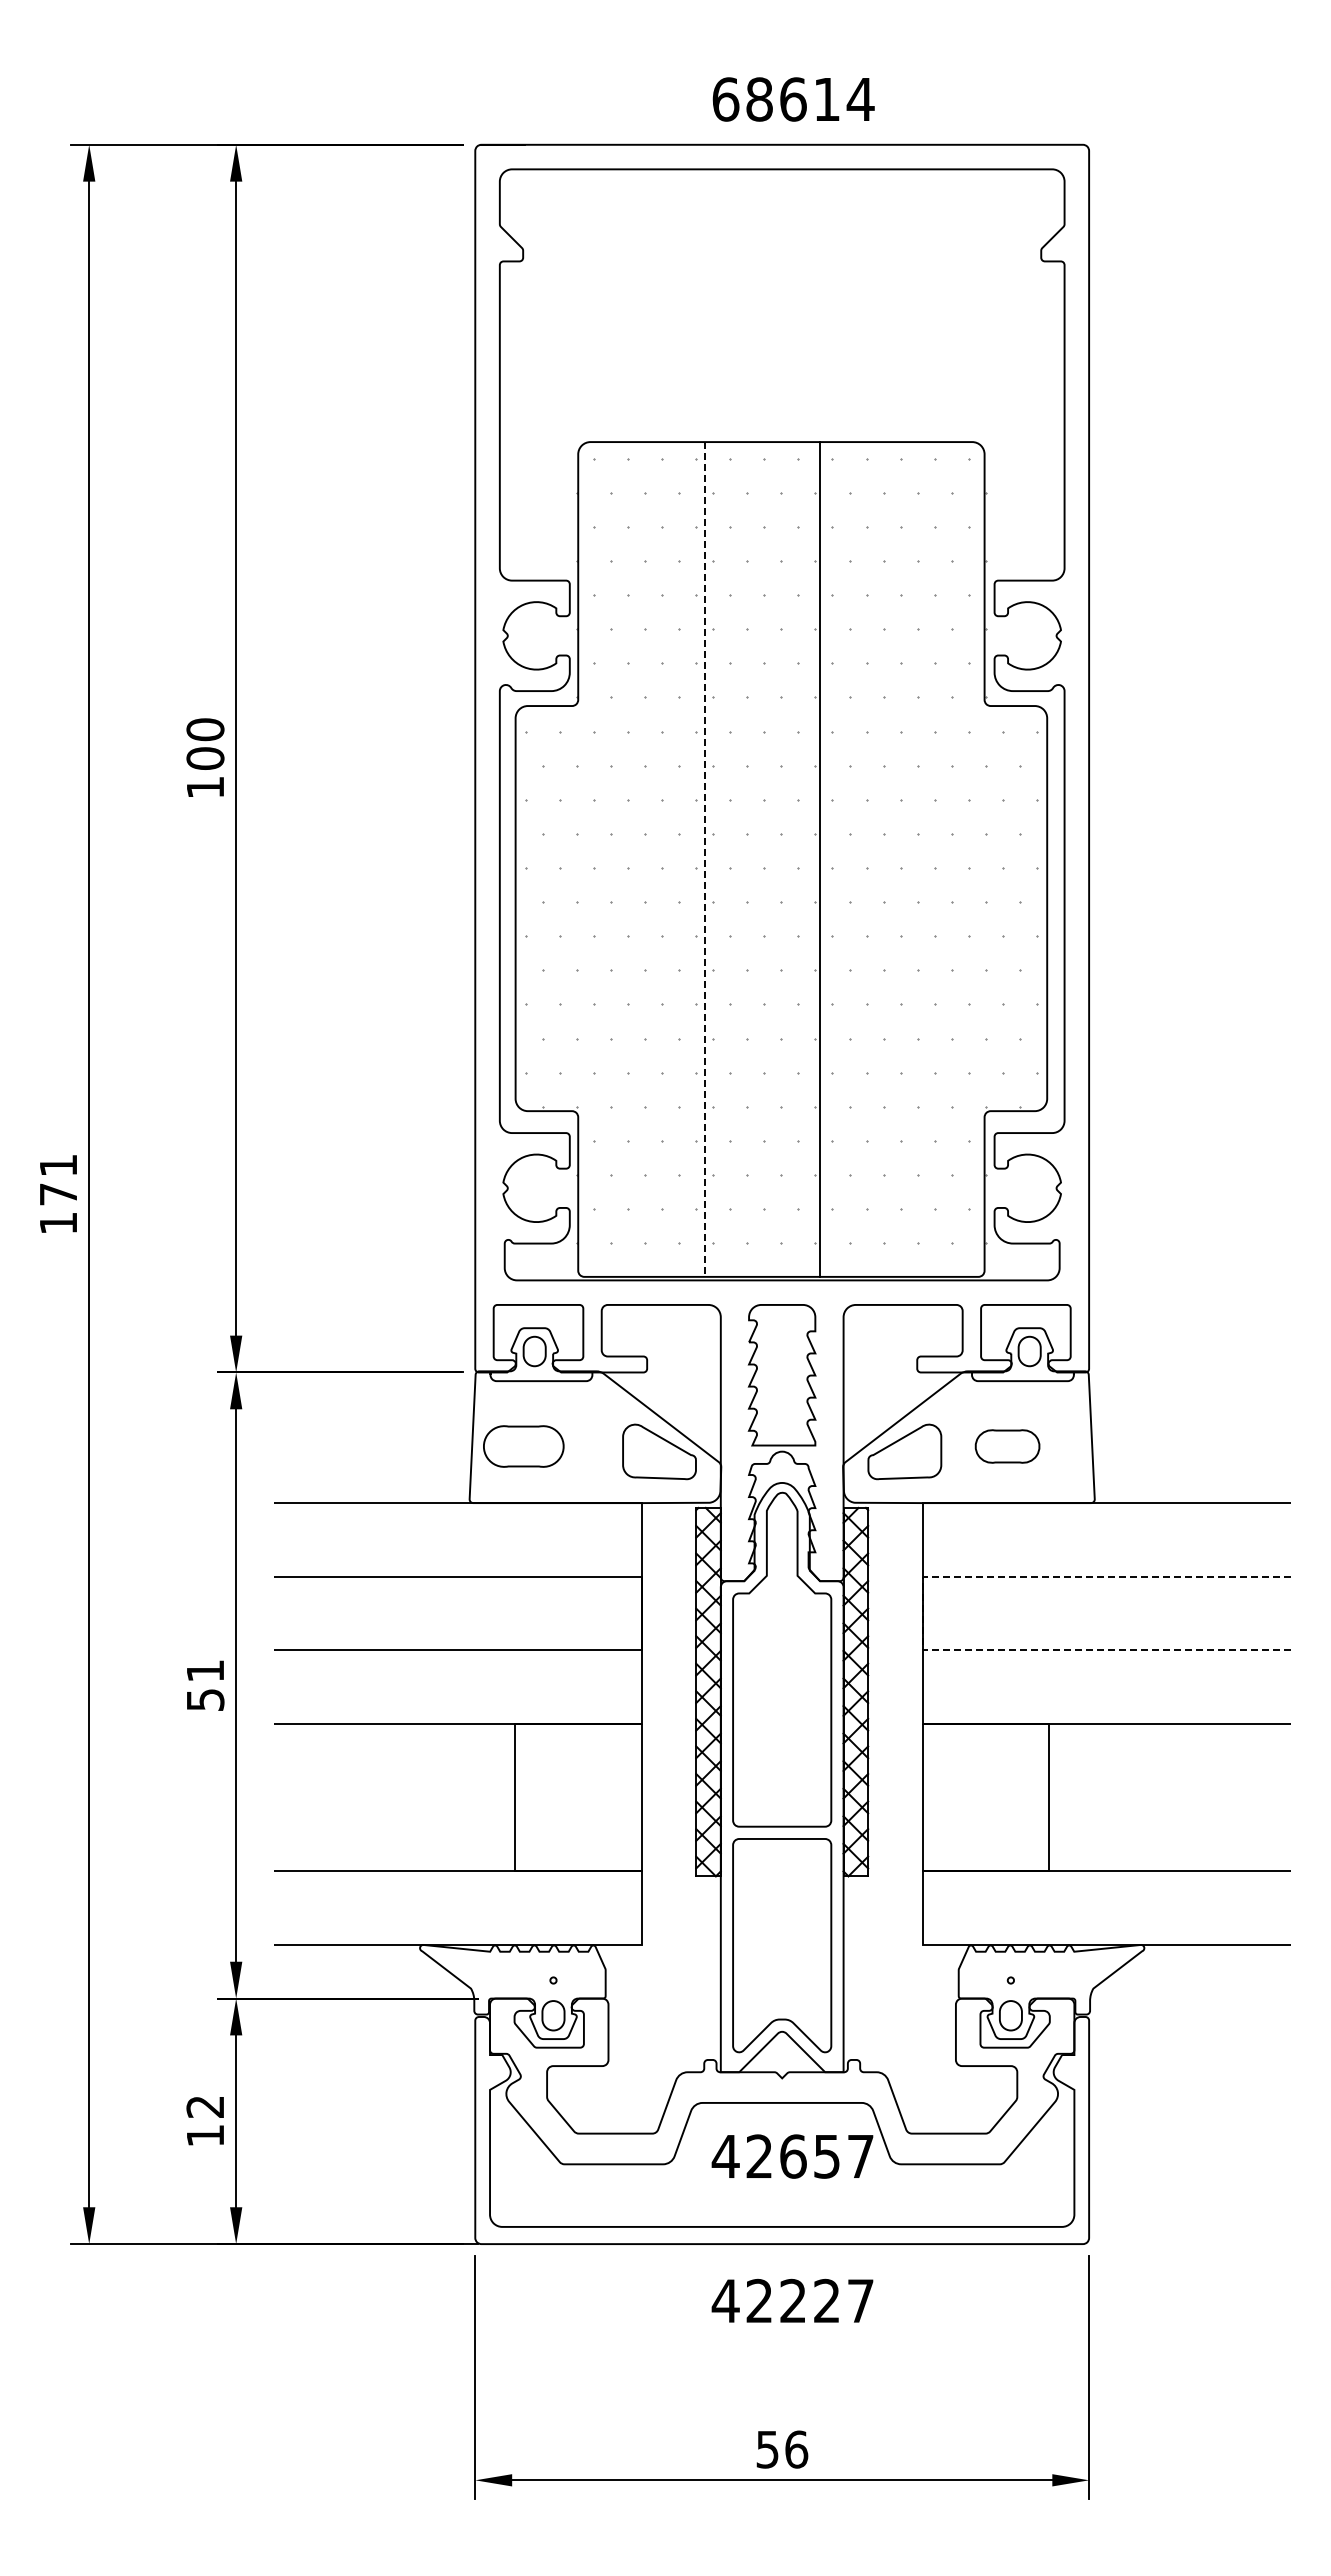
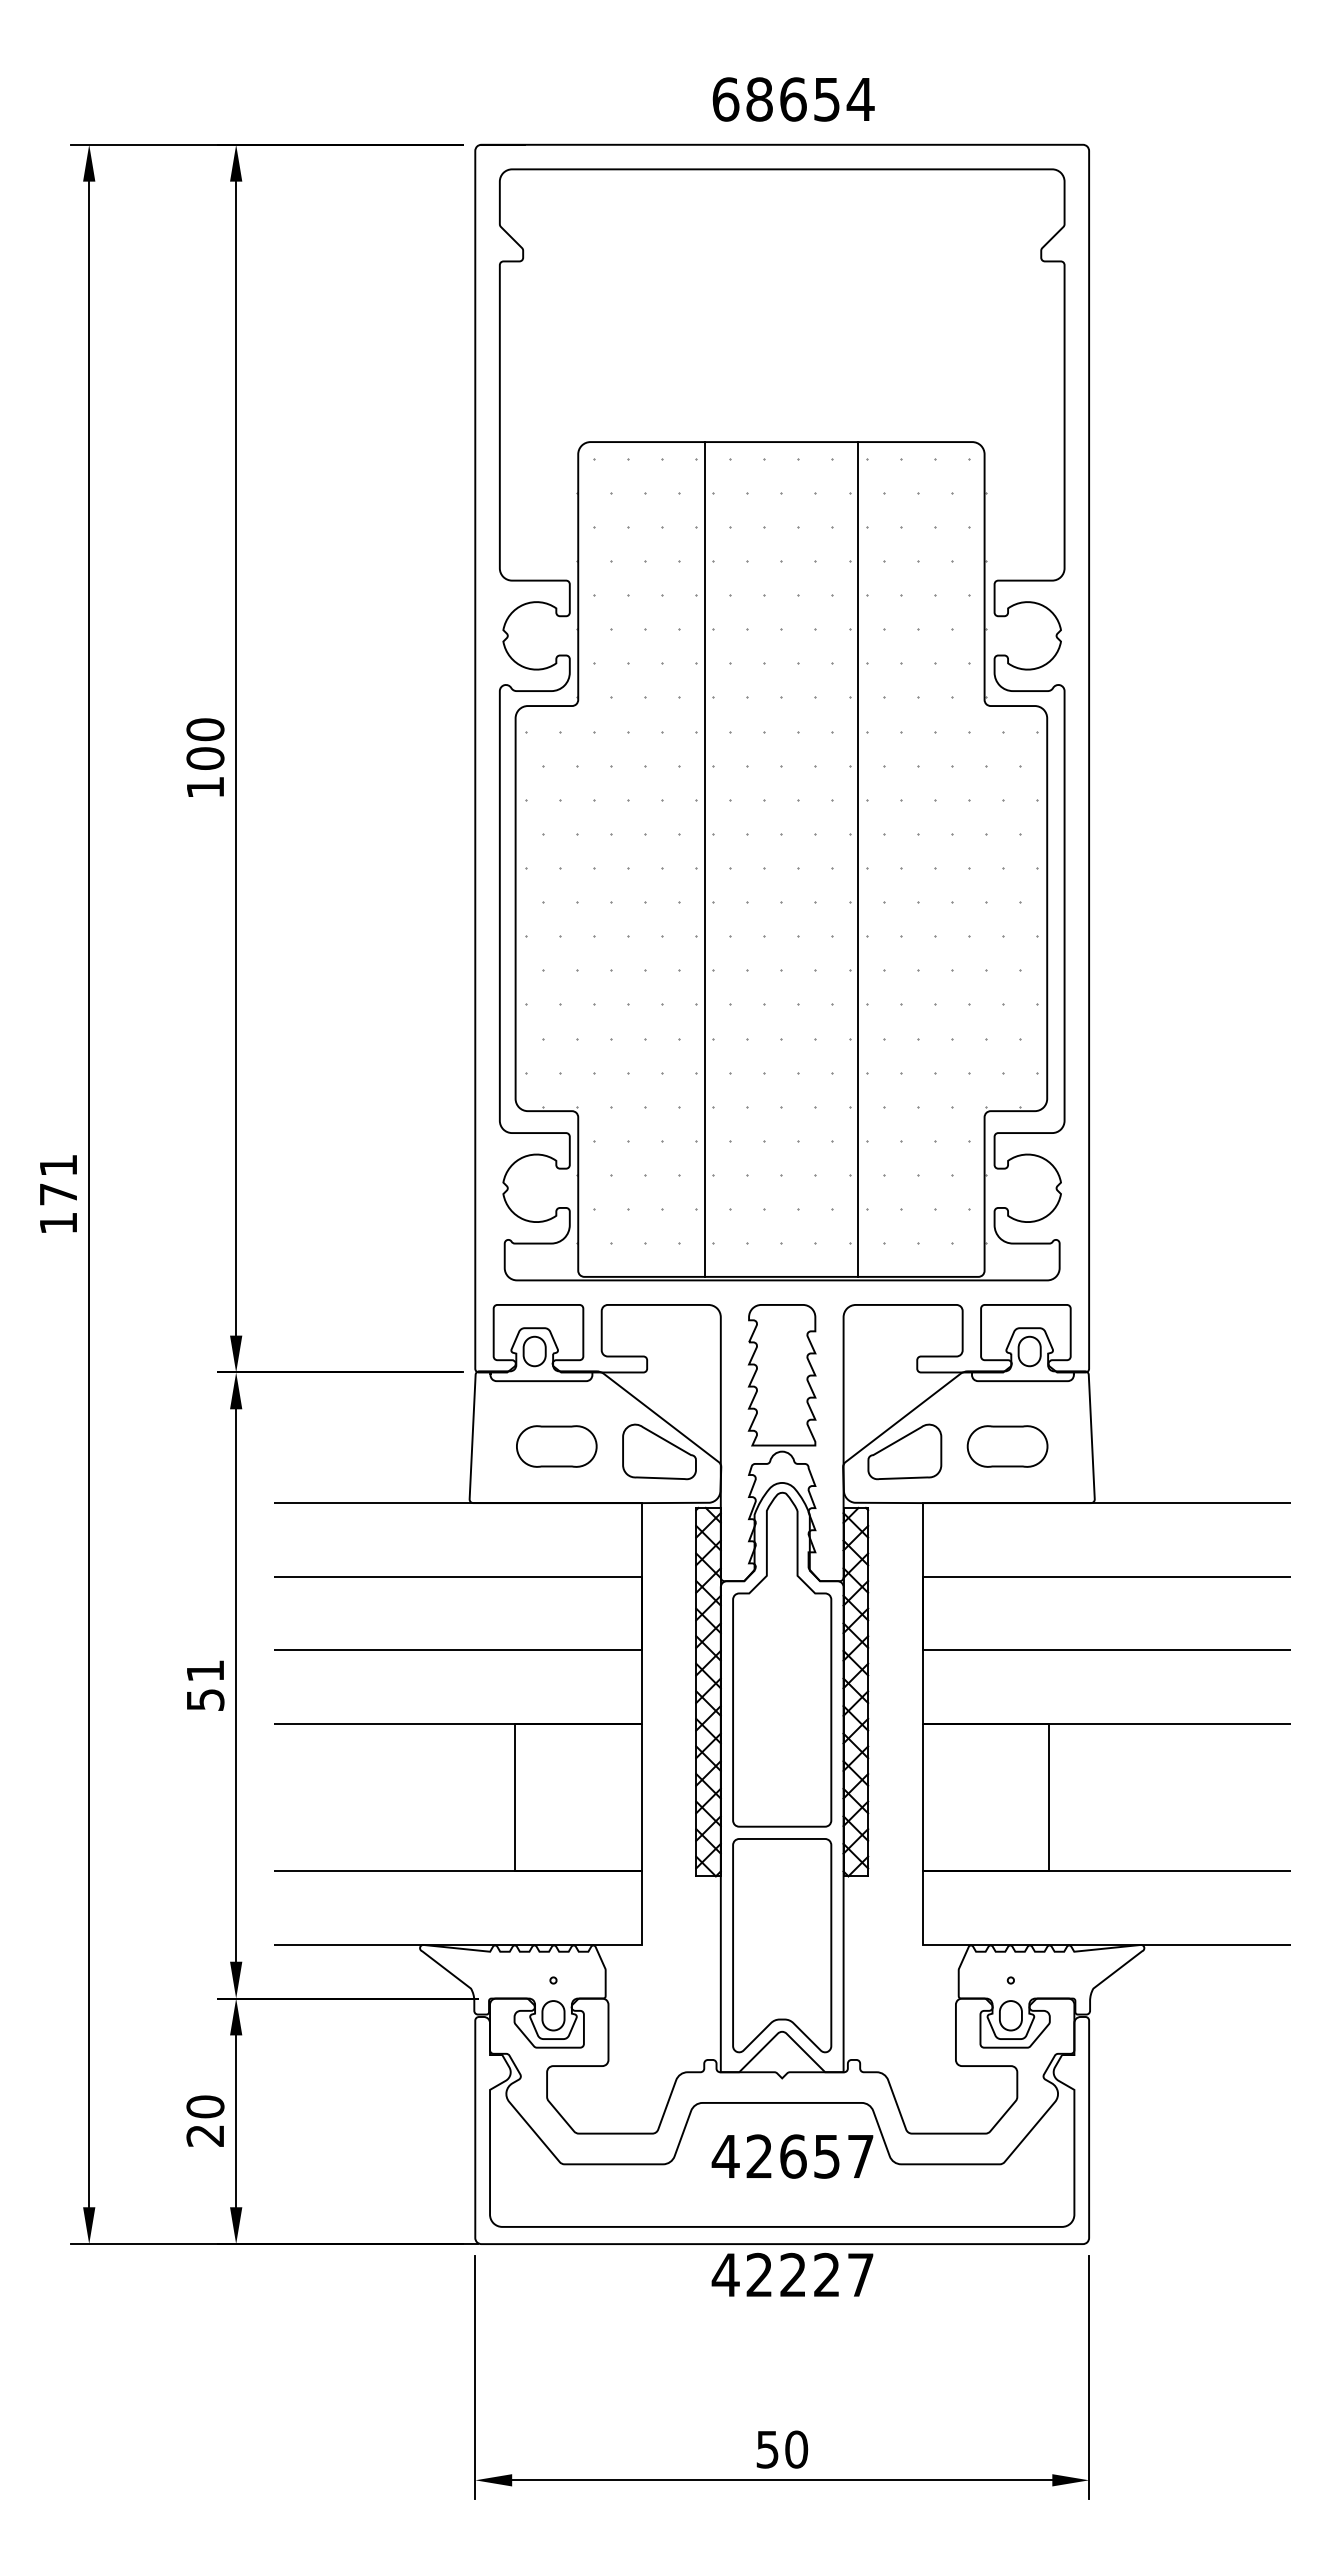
text: 68614 -> 68654 (826, 99)
line: dashed -> solid (704, 859)
line position: (820, 859) -> (858, 859) (858, 859)
part position: (523, 1446) -> (556, 1446) (556, 1446)
part size: 67x35 px -> 83x43 px (1007, 1446)
line: dashed -> solid (922, 1613)
text: 12 -> 20 (205, 2120)
text position: (792, 2300) -> (792, 2274) (792, 2274)
text: 56 -> 50 (796, 2449)
